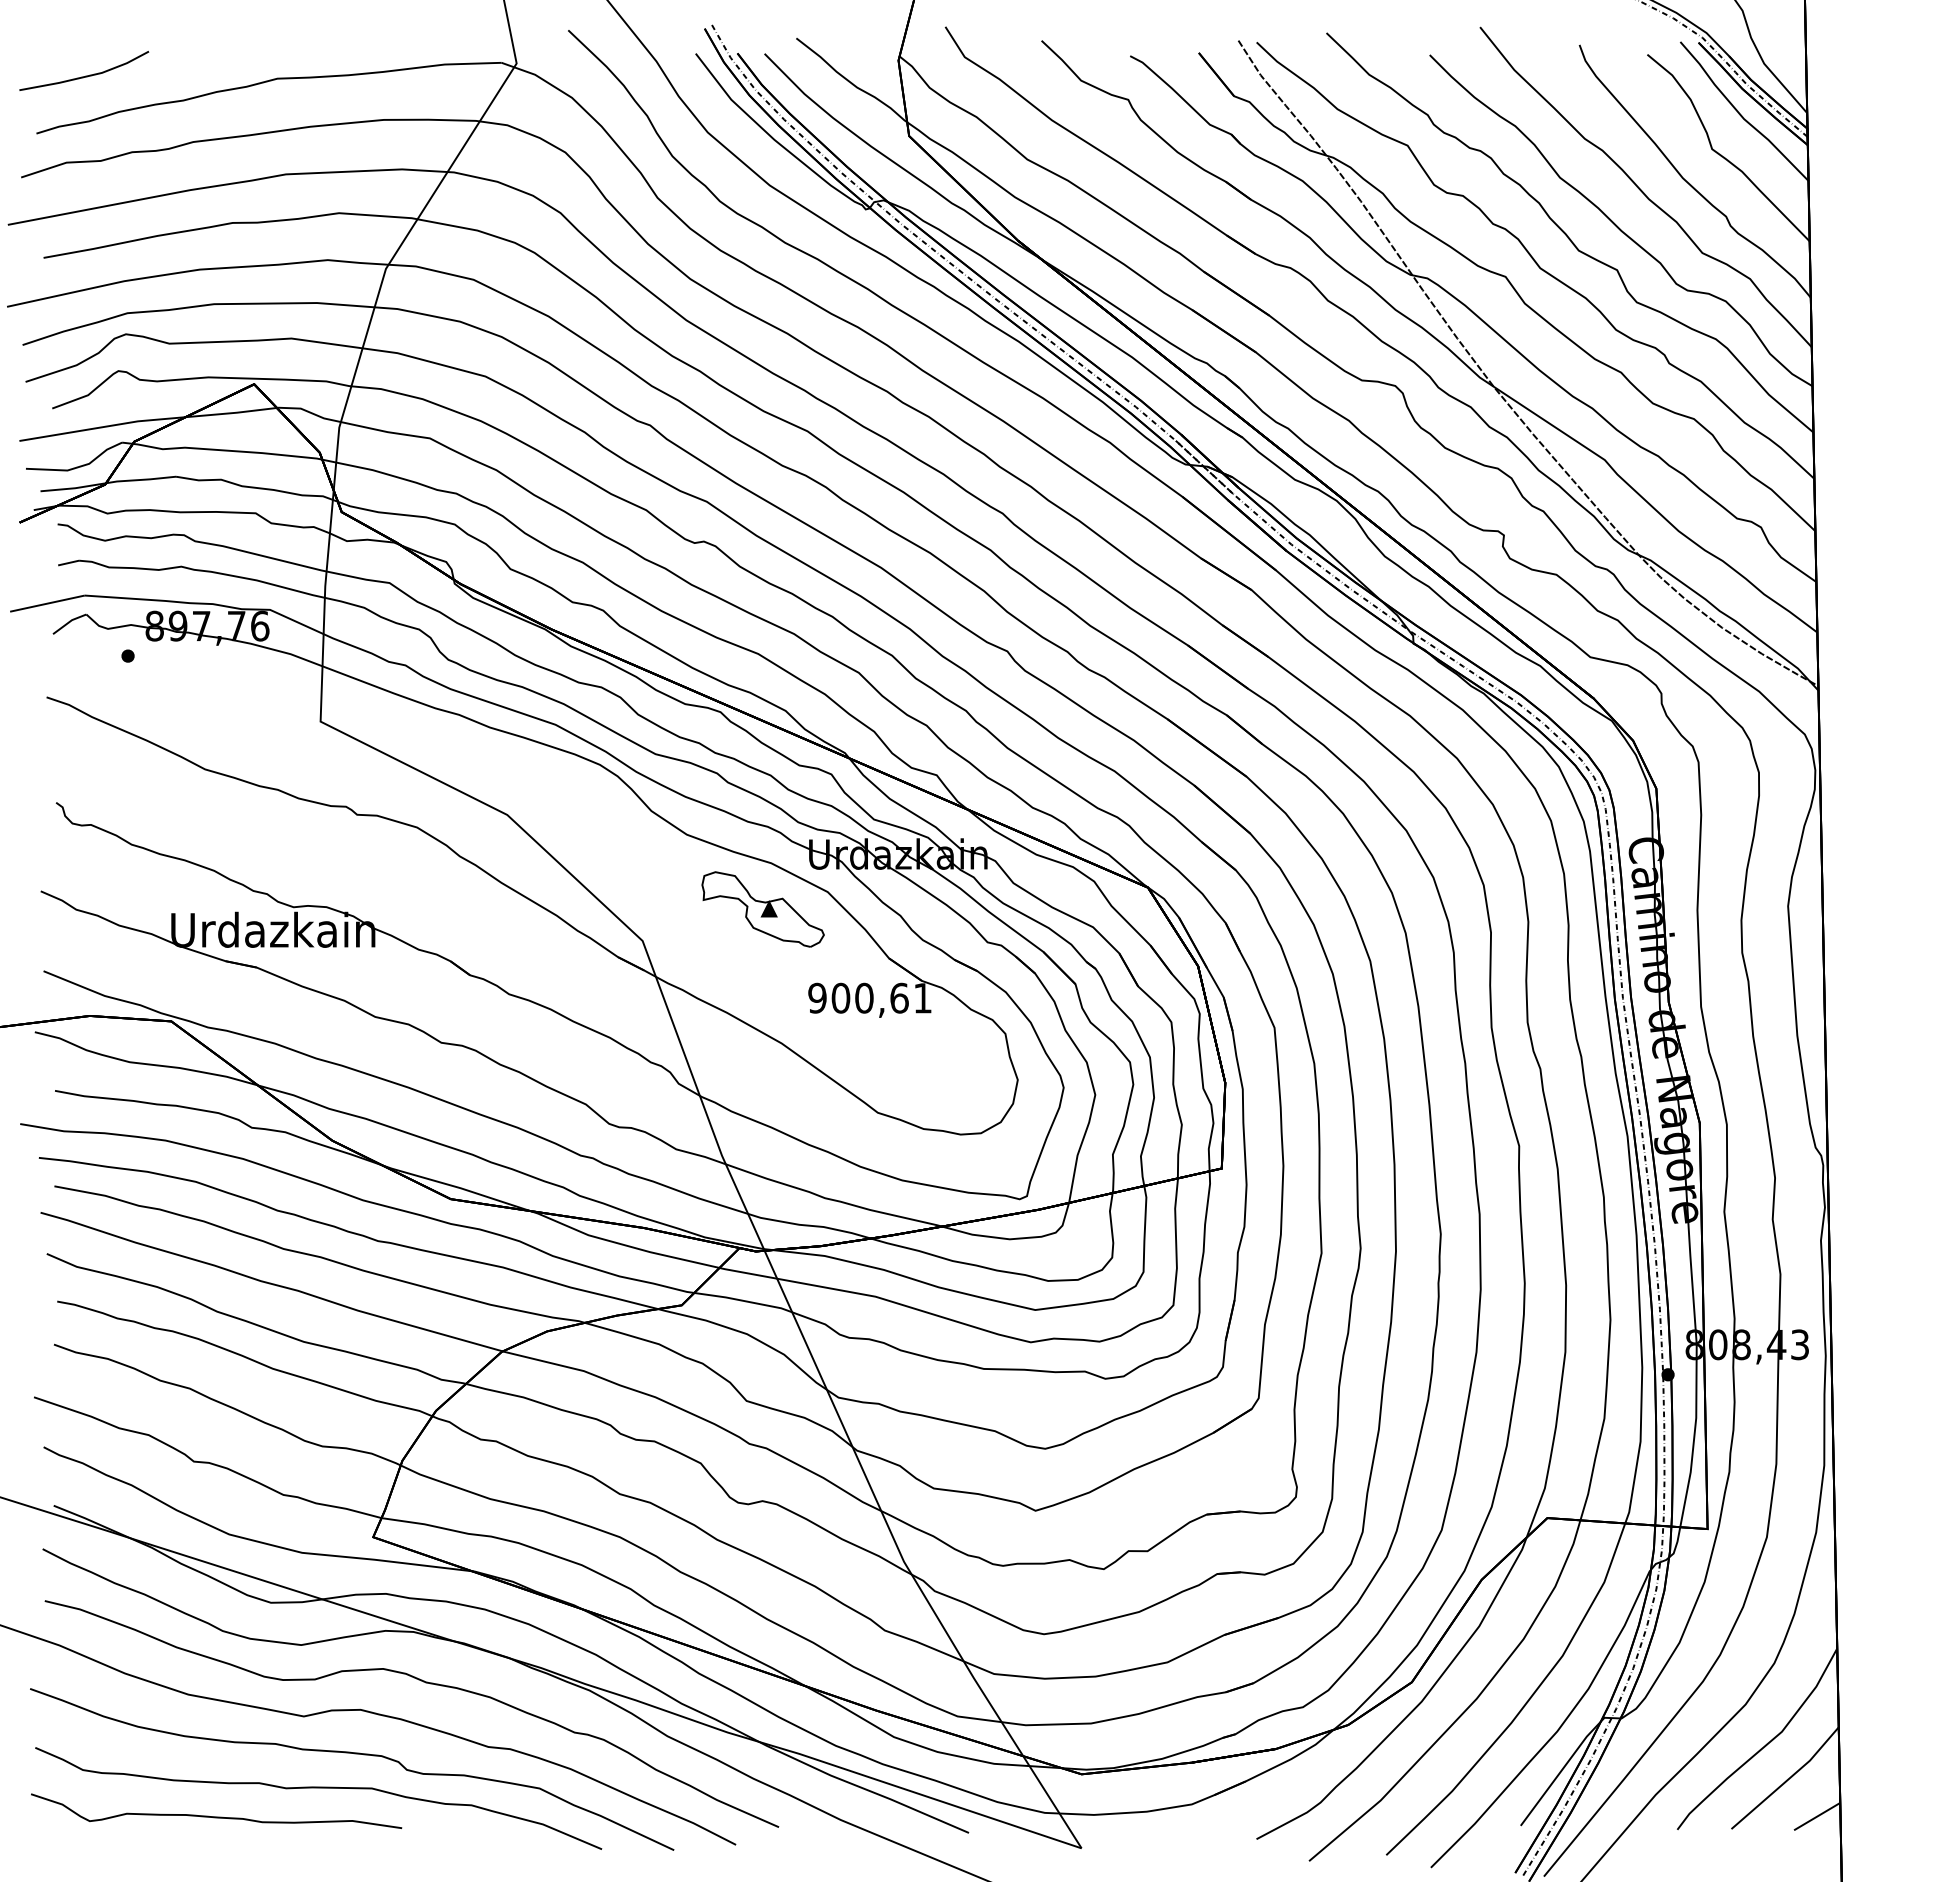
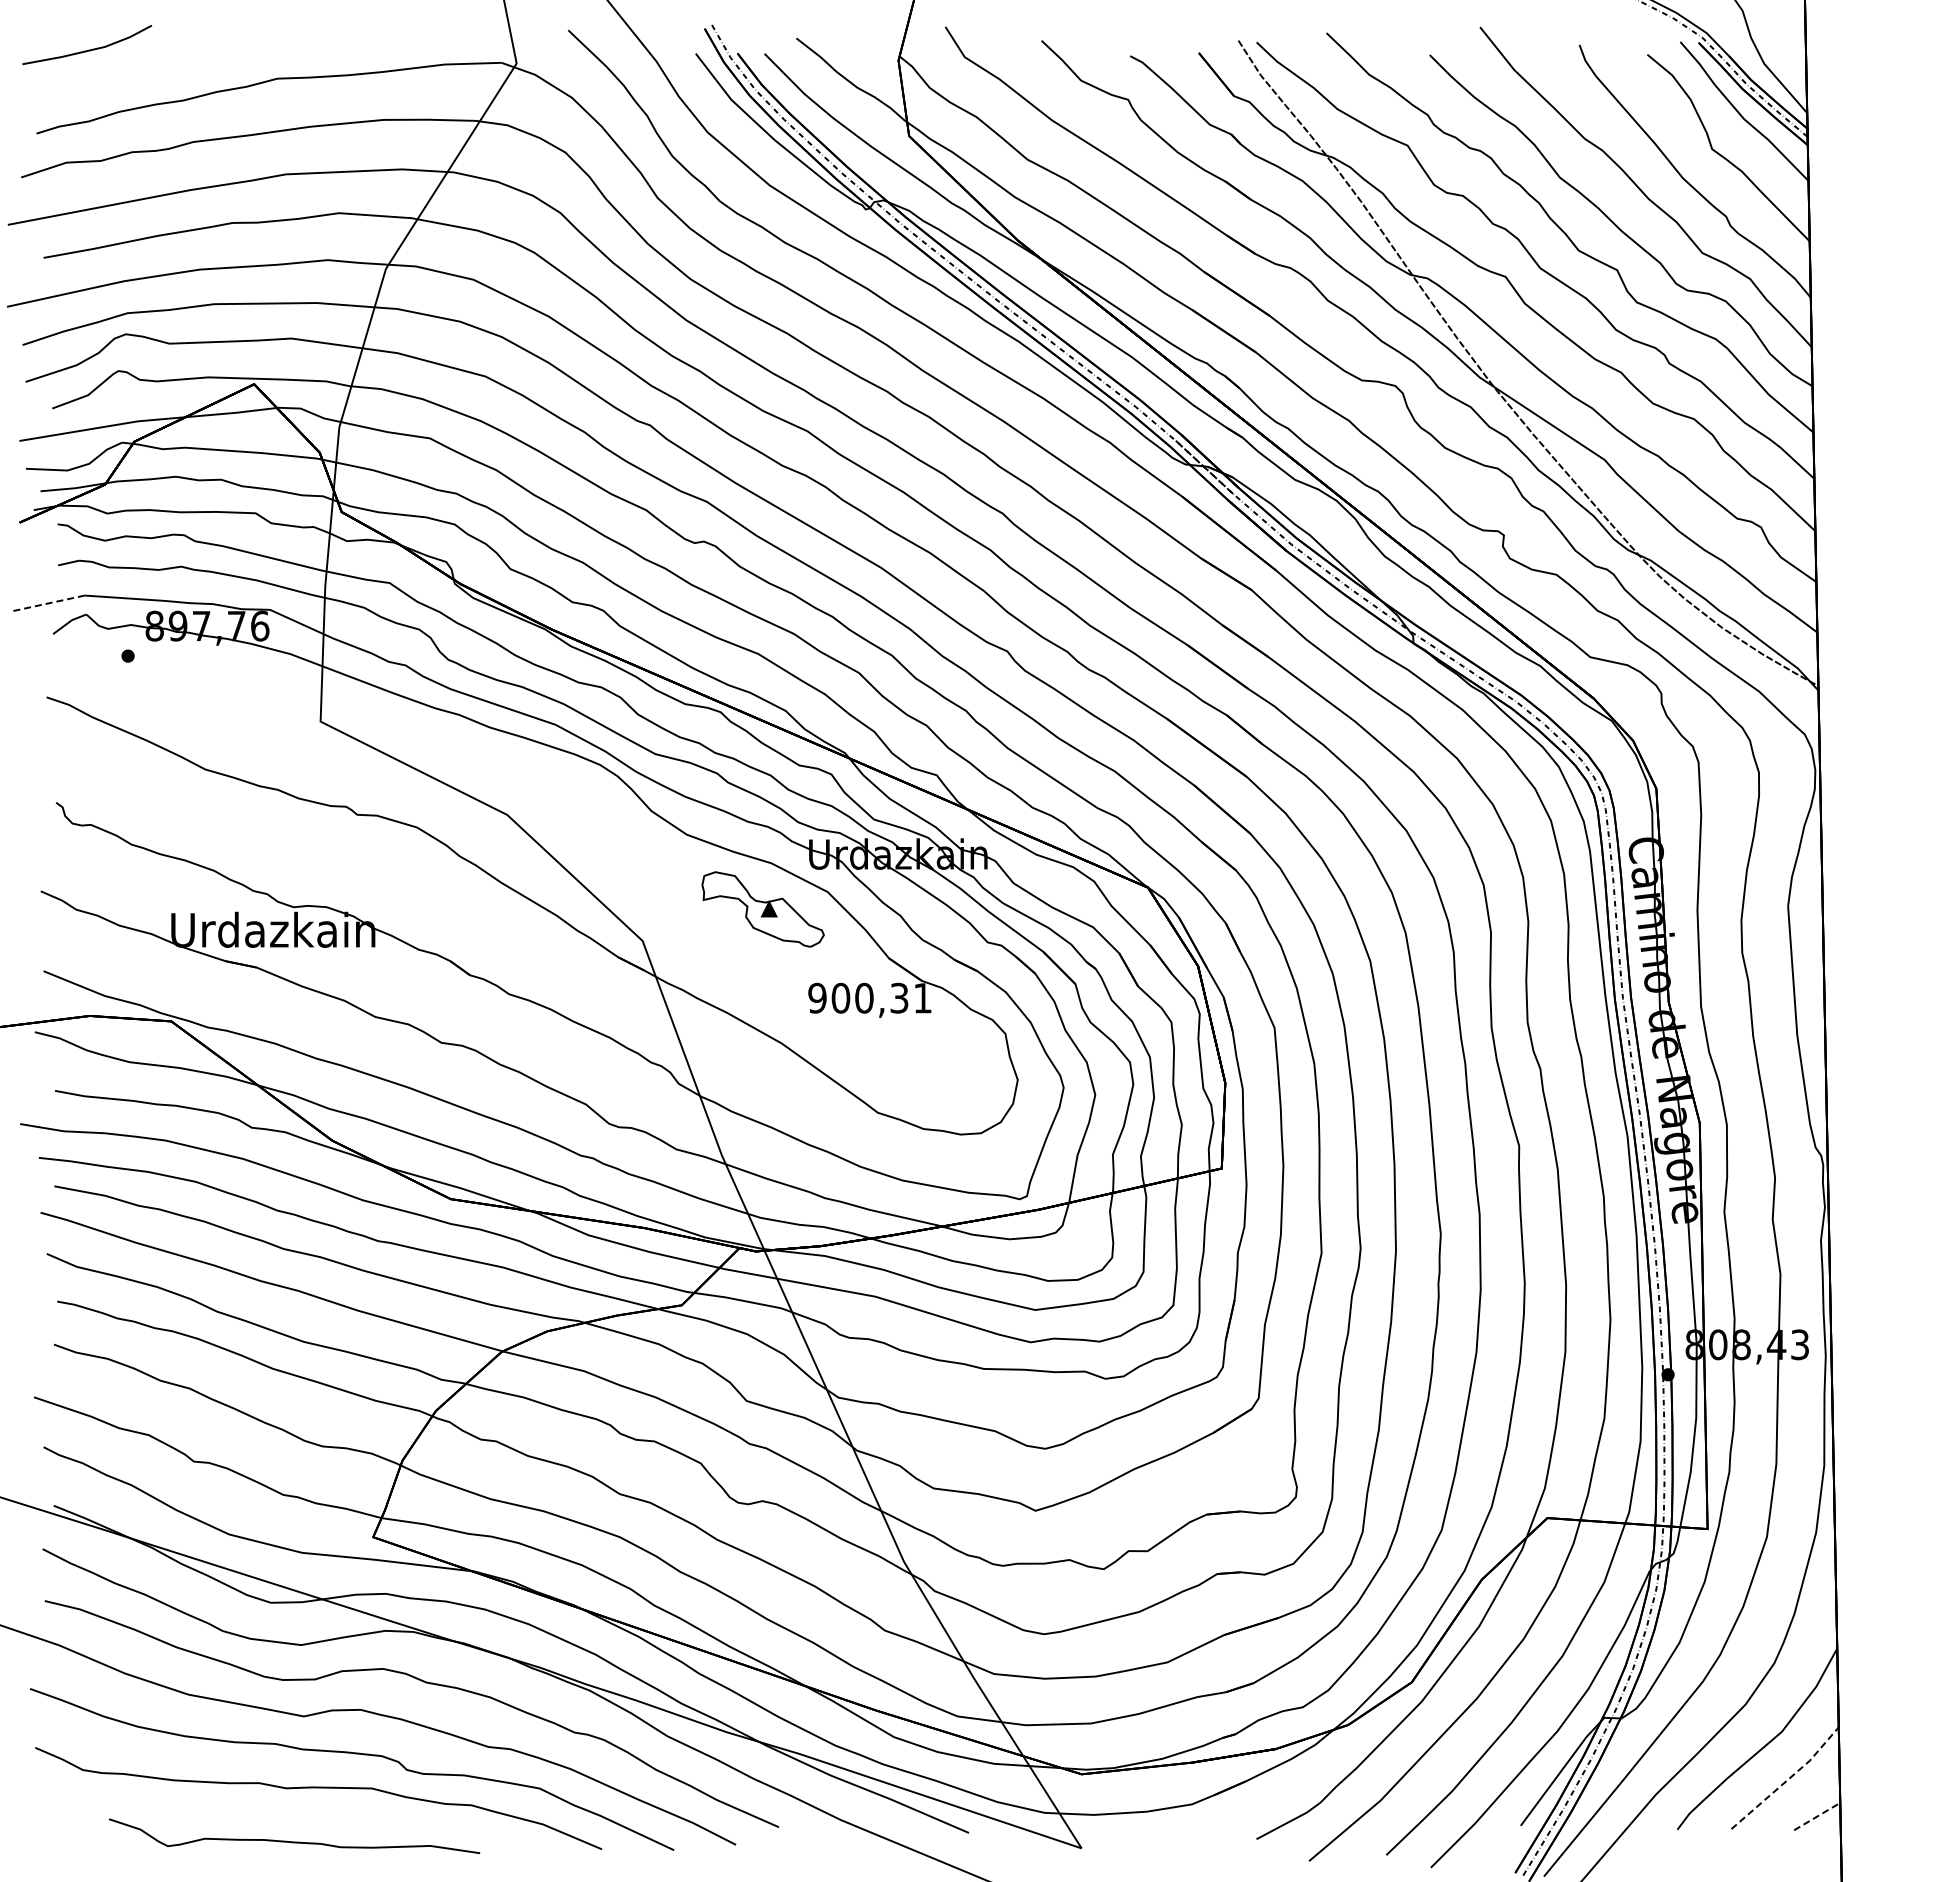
line position: (85, 75) -> (88, 49) (88, 49)
line: solid -> dashed (46, 603)
text: 900,61 -> 900,31 (899, 997)
line: solid -> dashed (1788, 1779)
curve position: (216, 1816) -> (294, 1841) (294, 1841)
line: solid -> dashed (1817, 1816)
